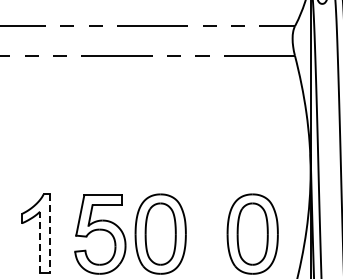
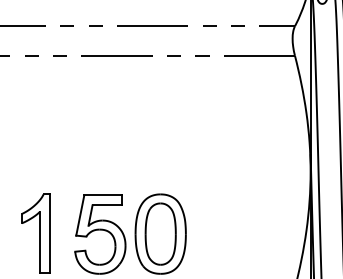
part: present -> none (252, 233)
line: dashed -> solid (50, 234)
line: dashed -> solid (40, 242)
